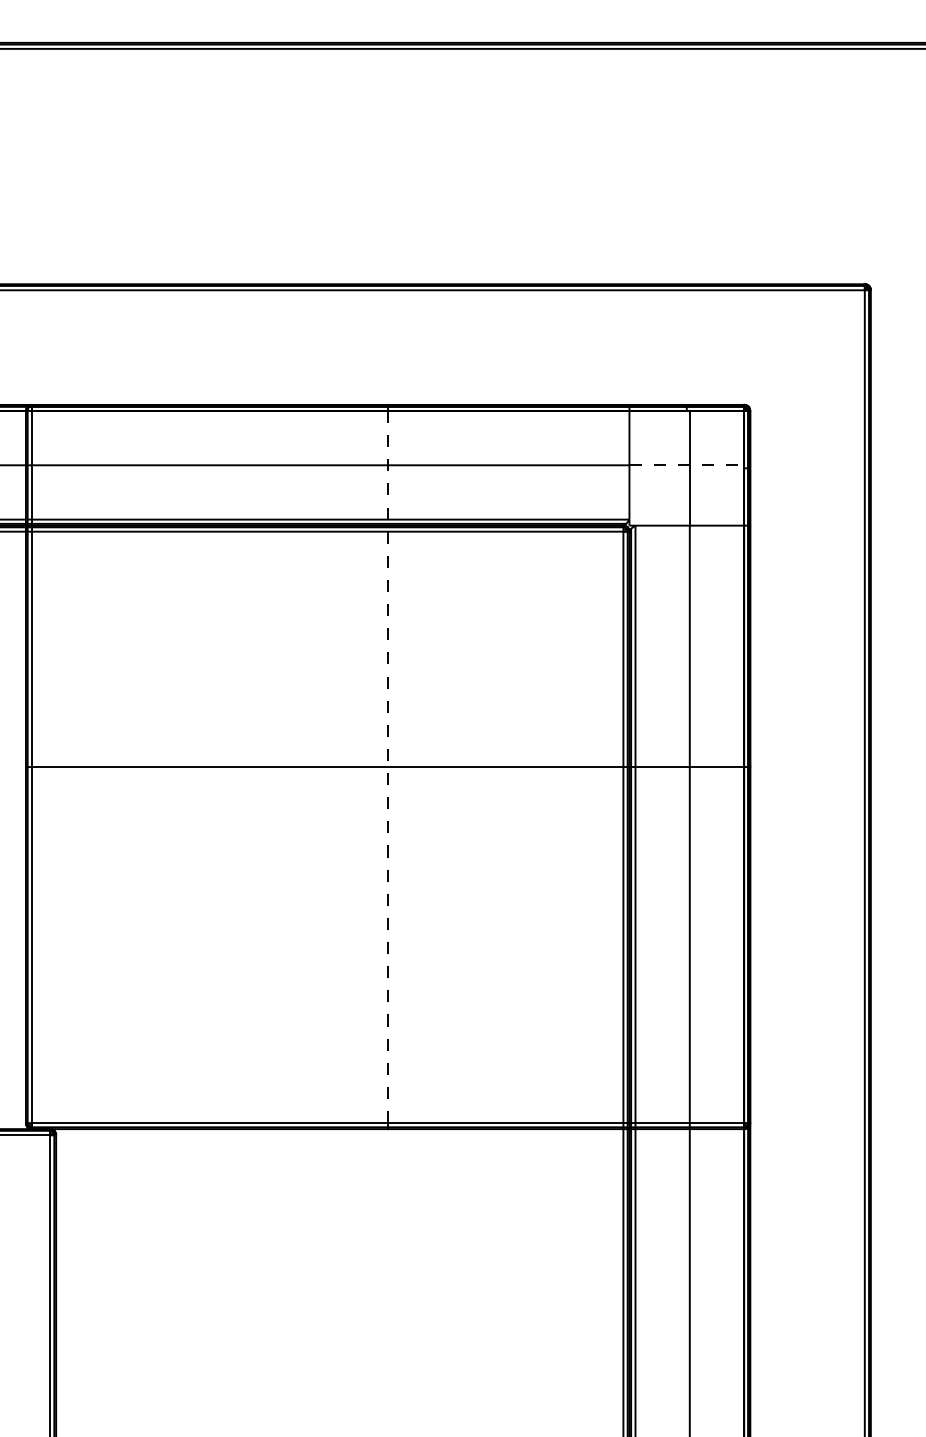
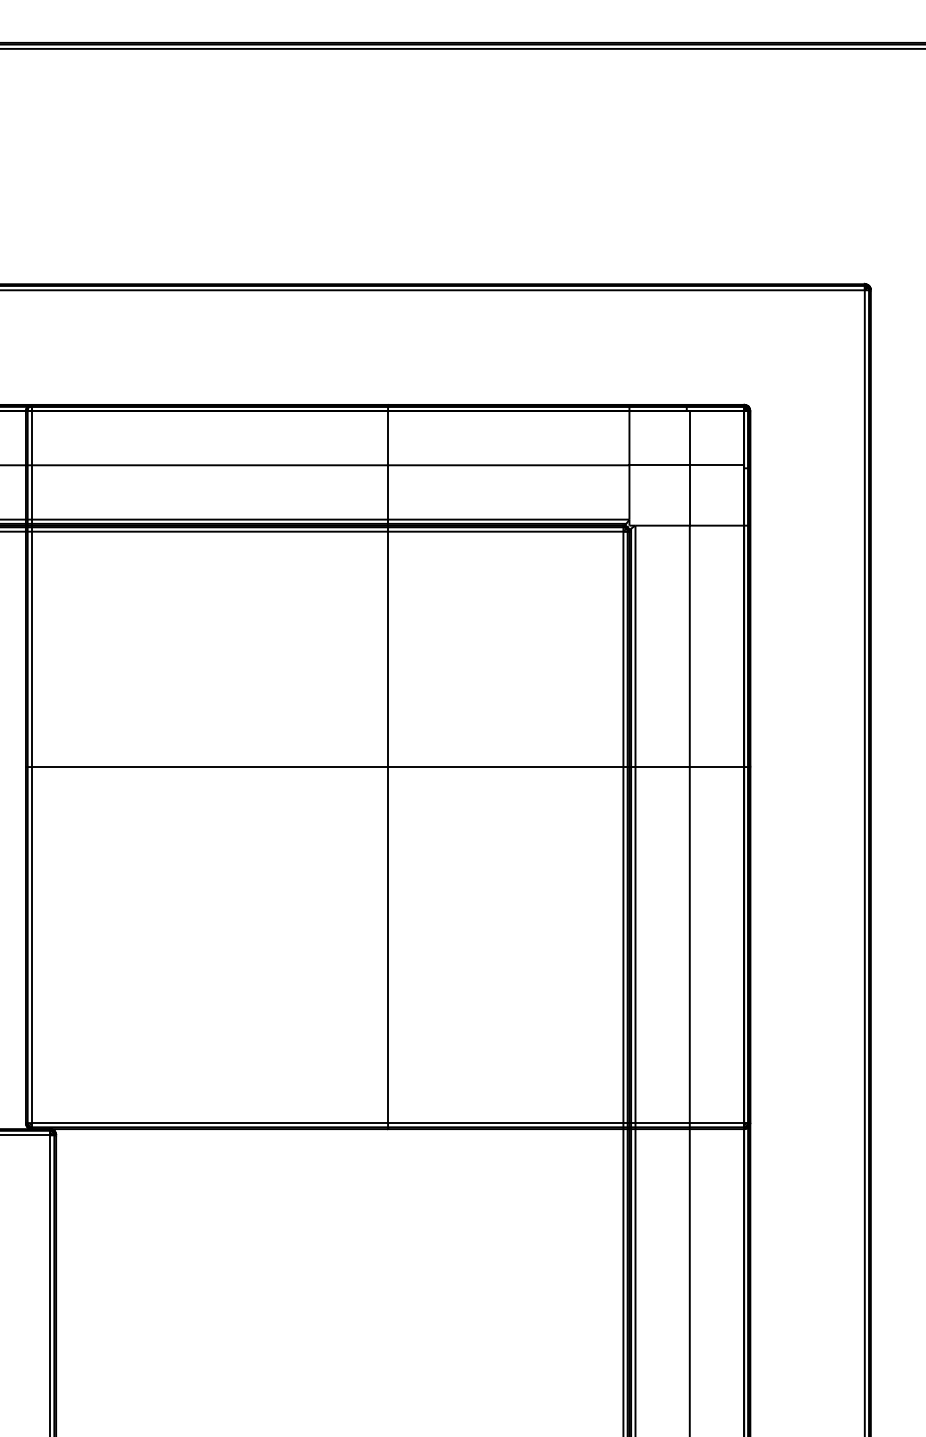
line: dashed -> solid (687, 465)
line: dashed -> solid (388, 766)
